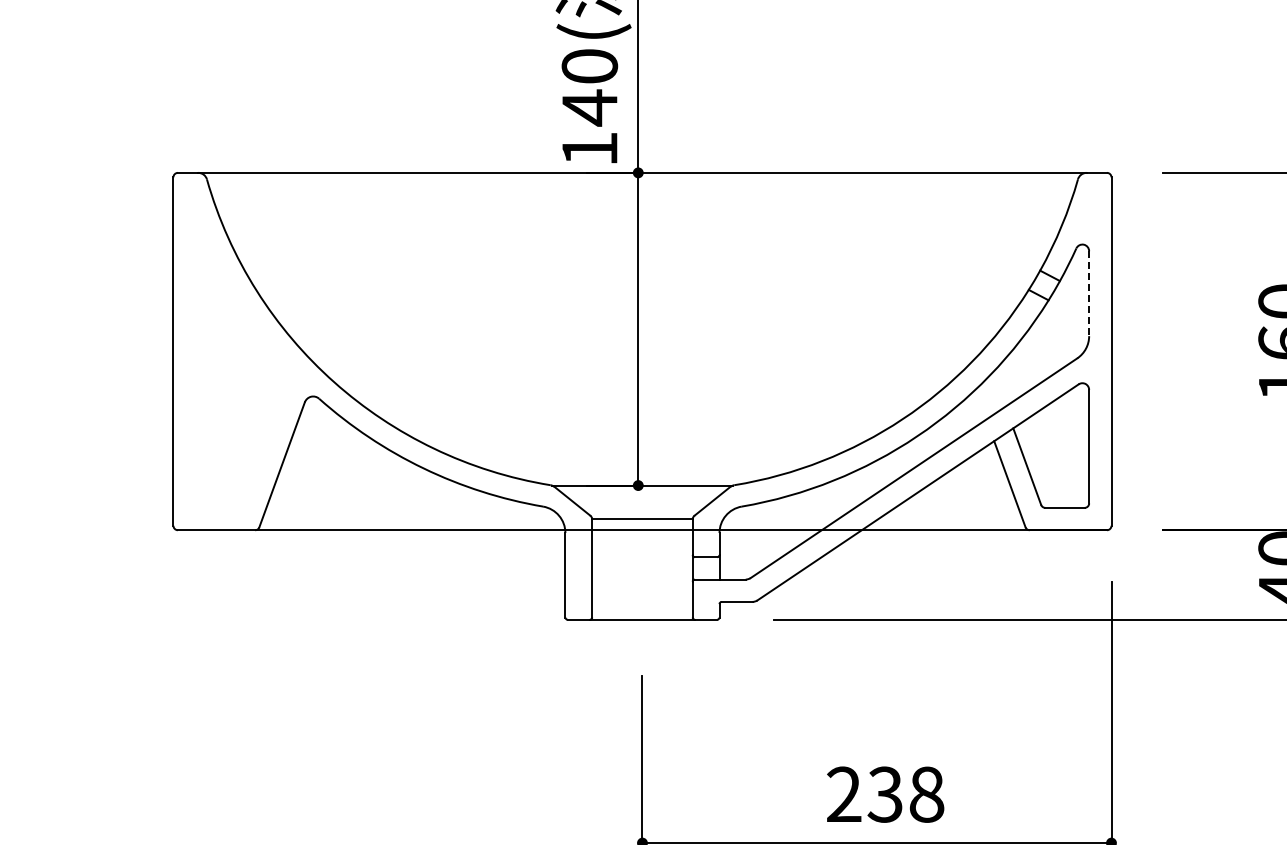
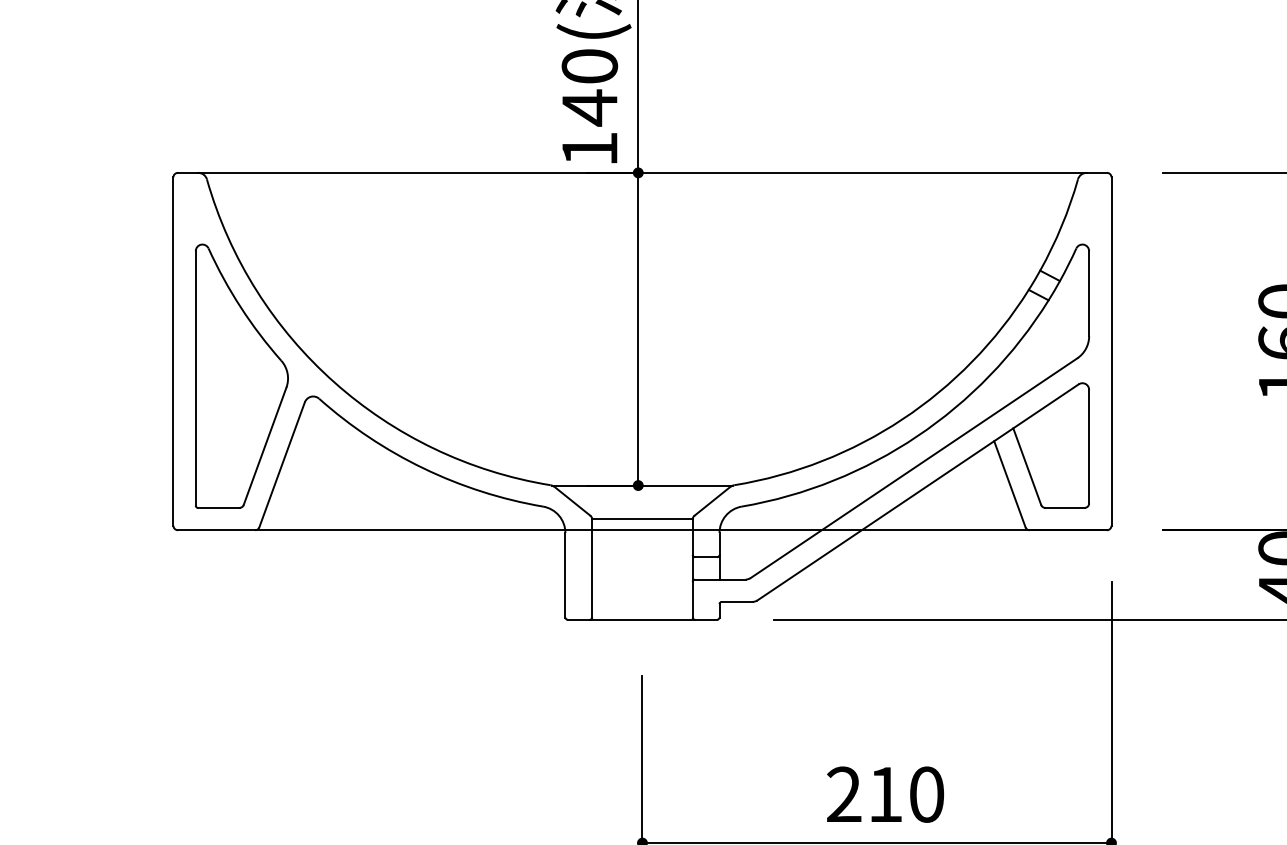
line: dashed -> solid (1089, 294)
part: none -> present (241, 375)
text: 238 -> 210 (905, 794)
